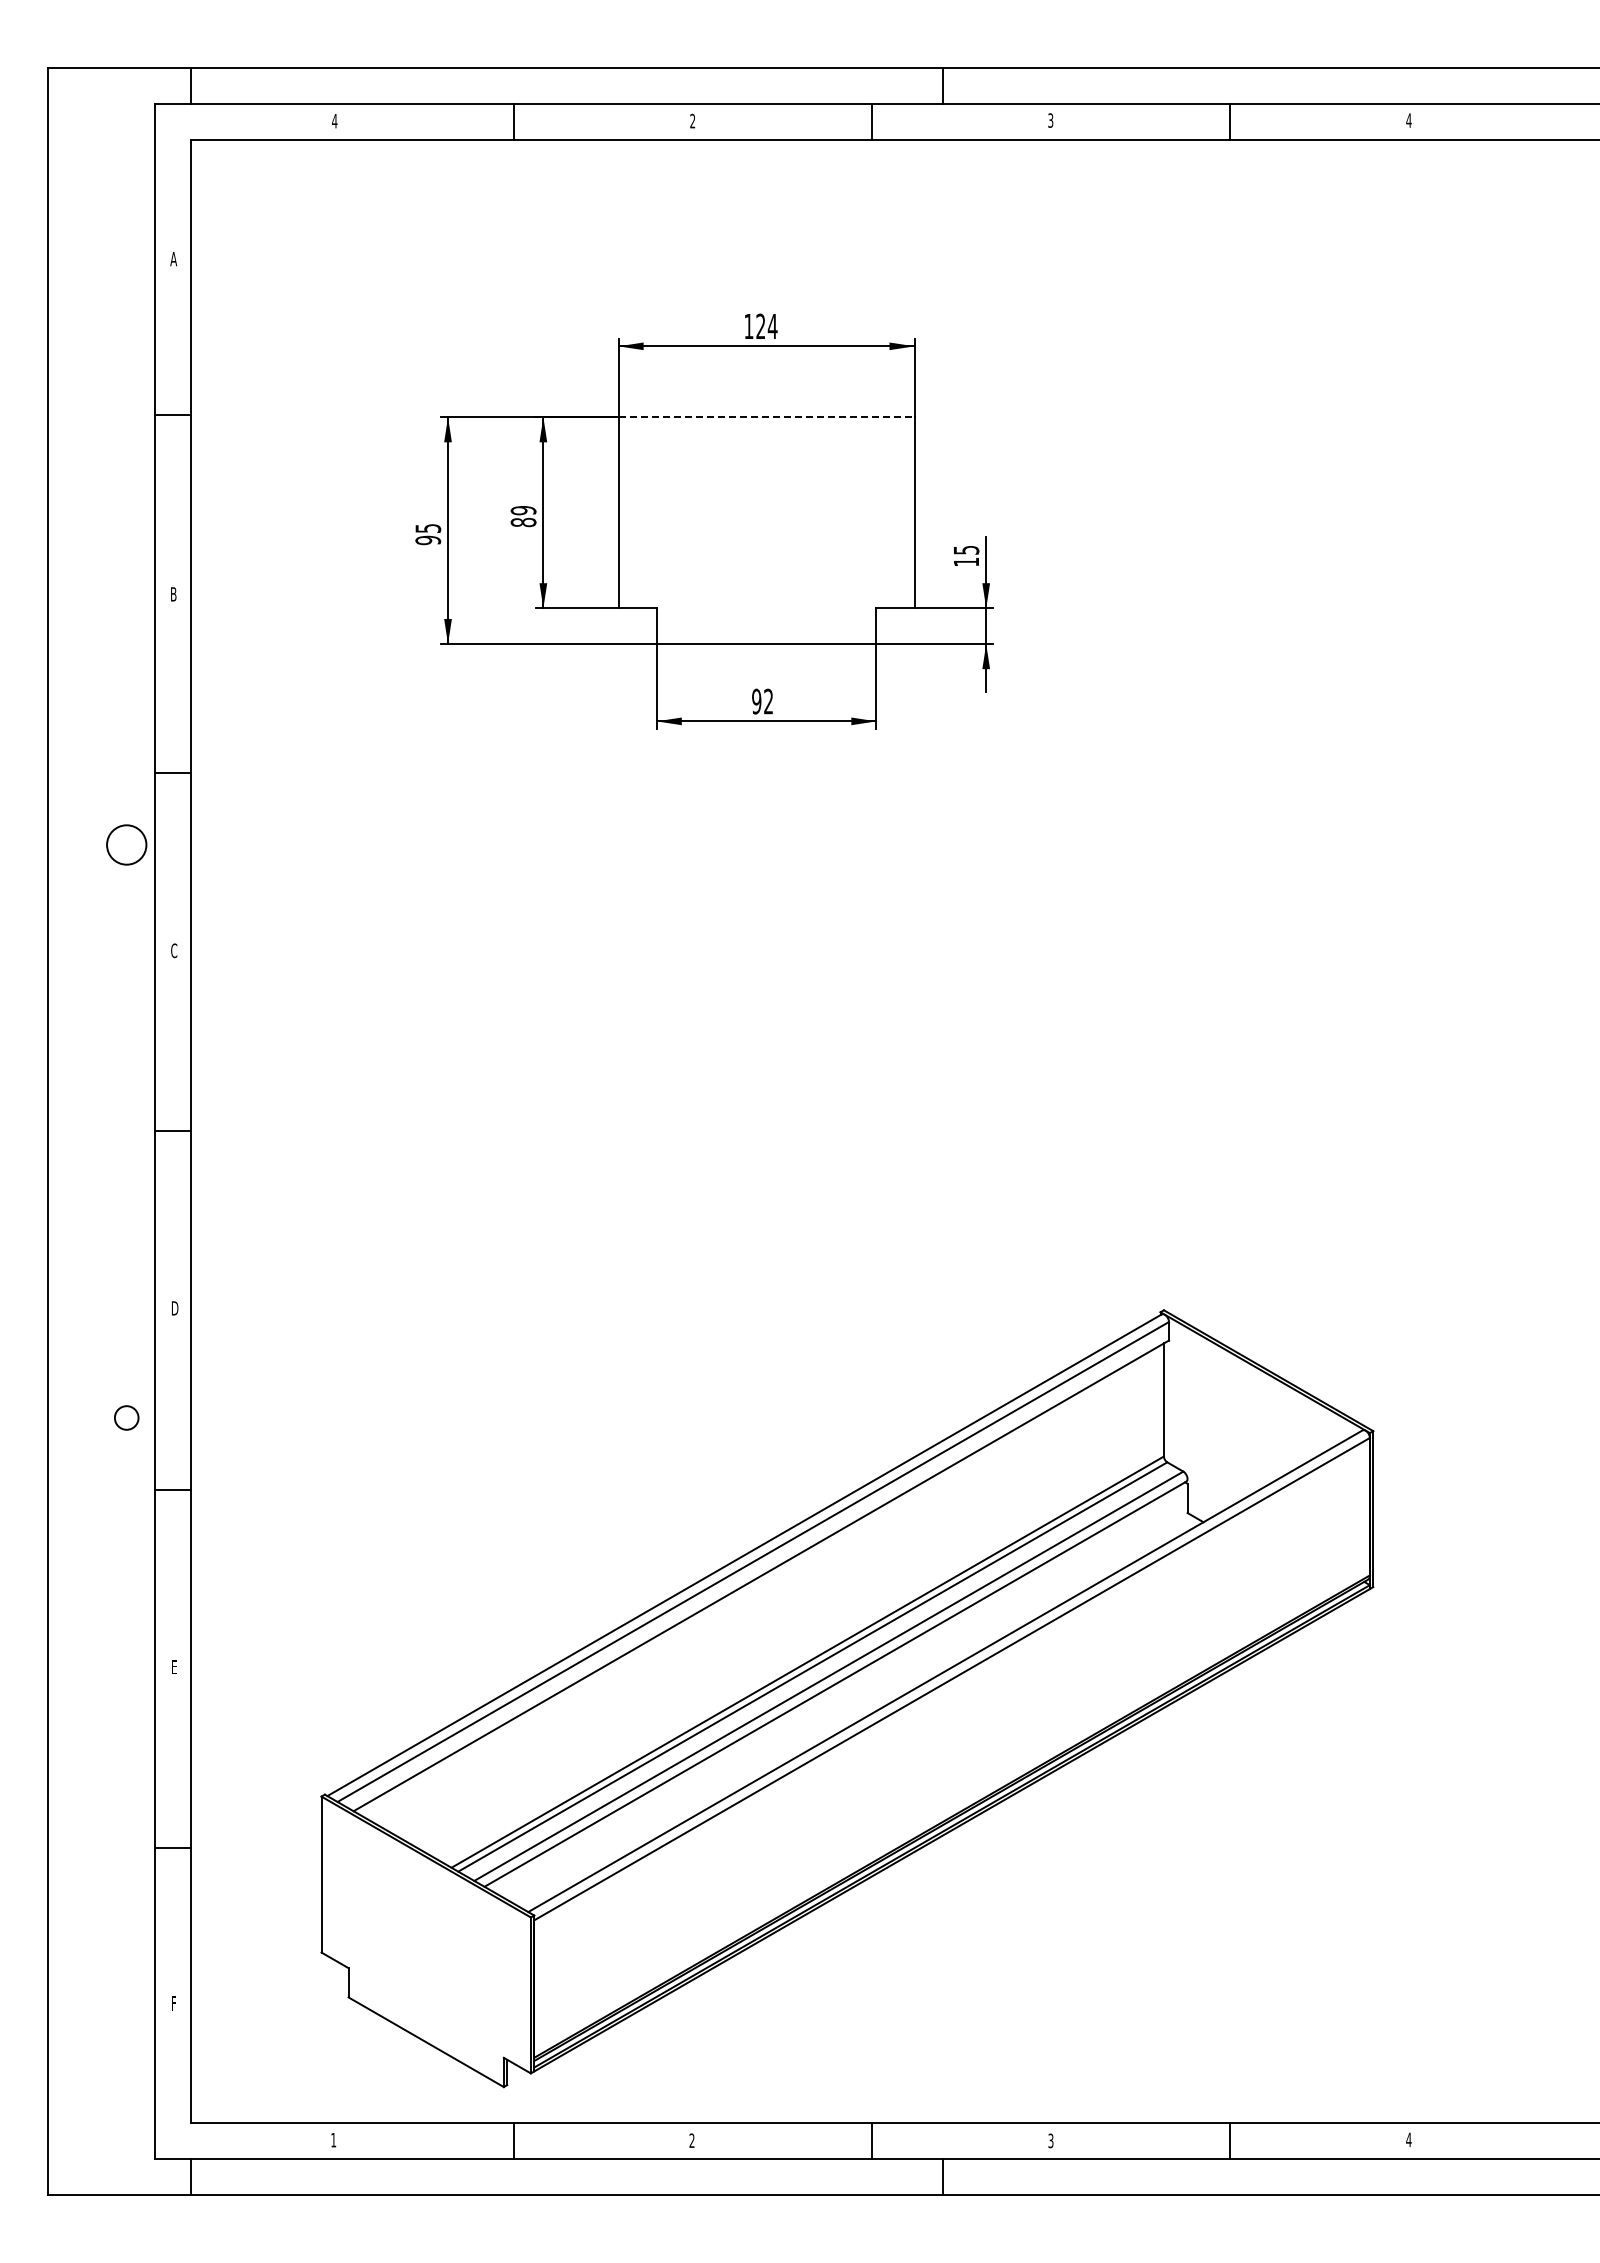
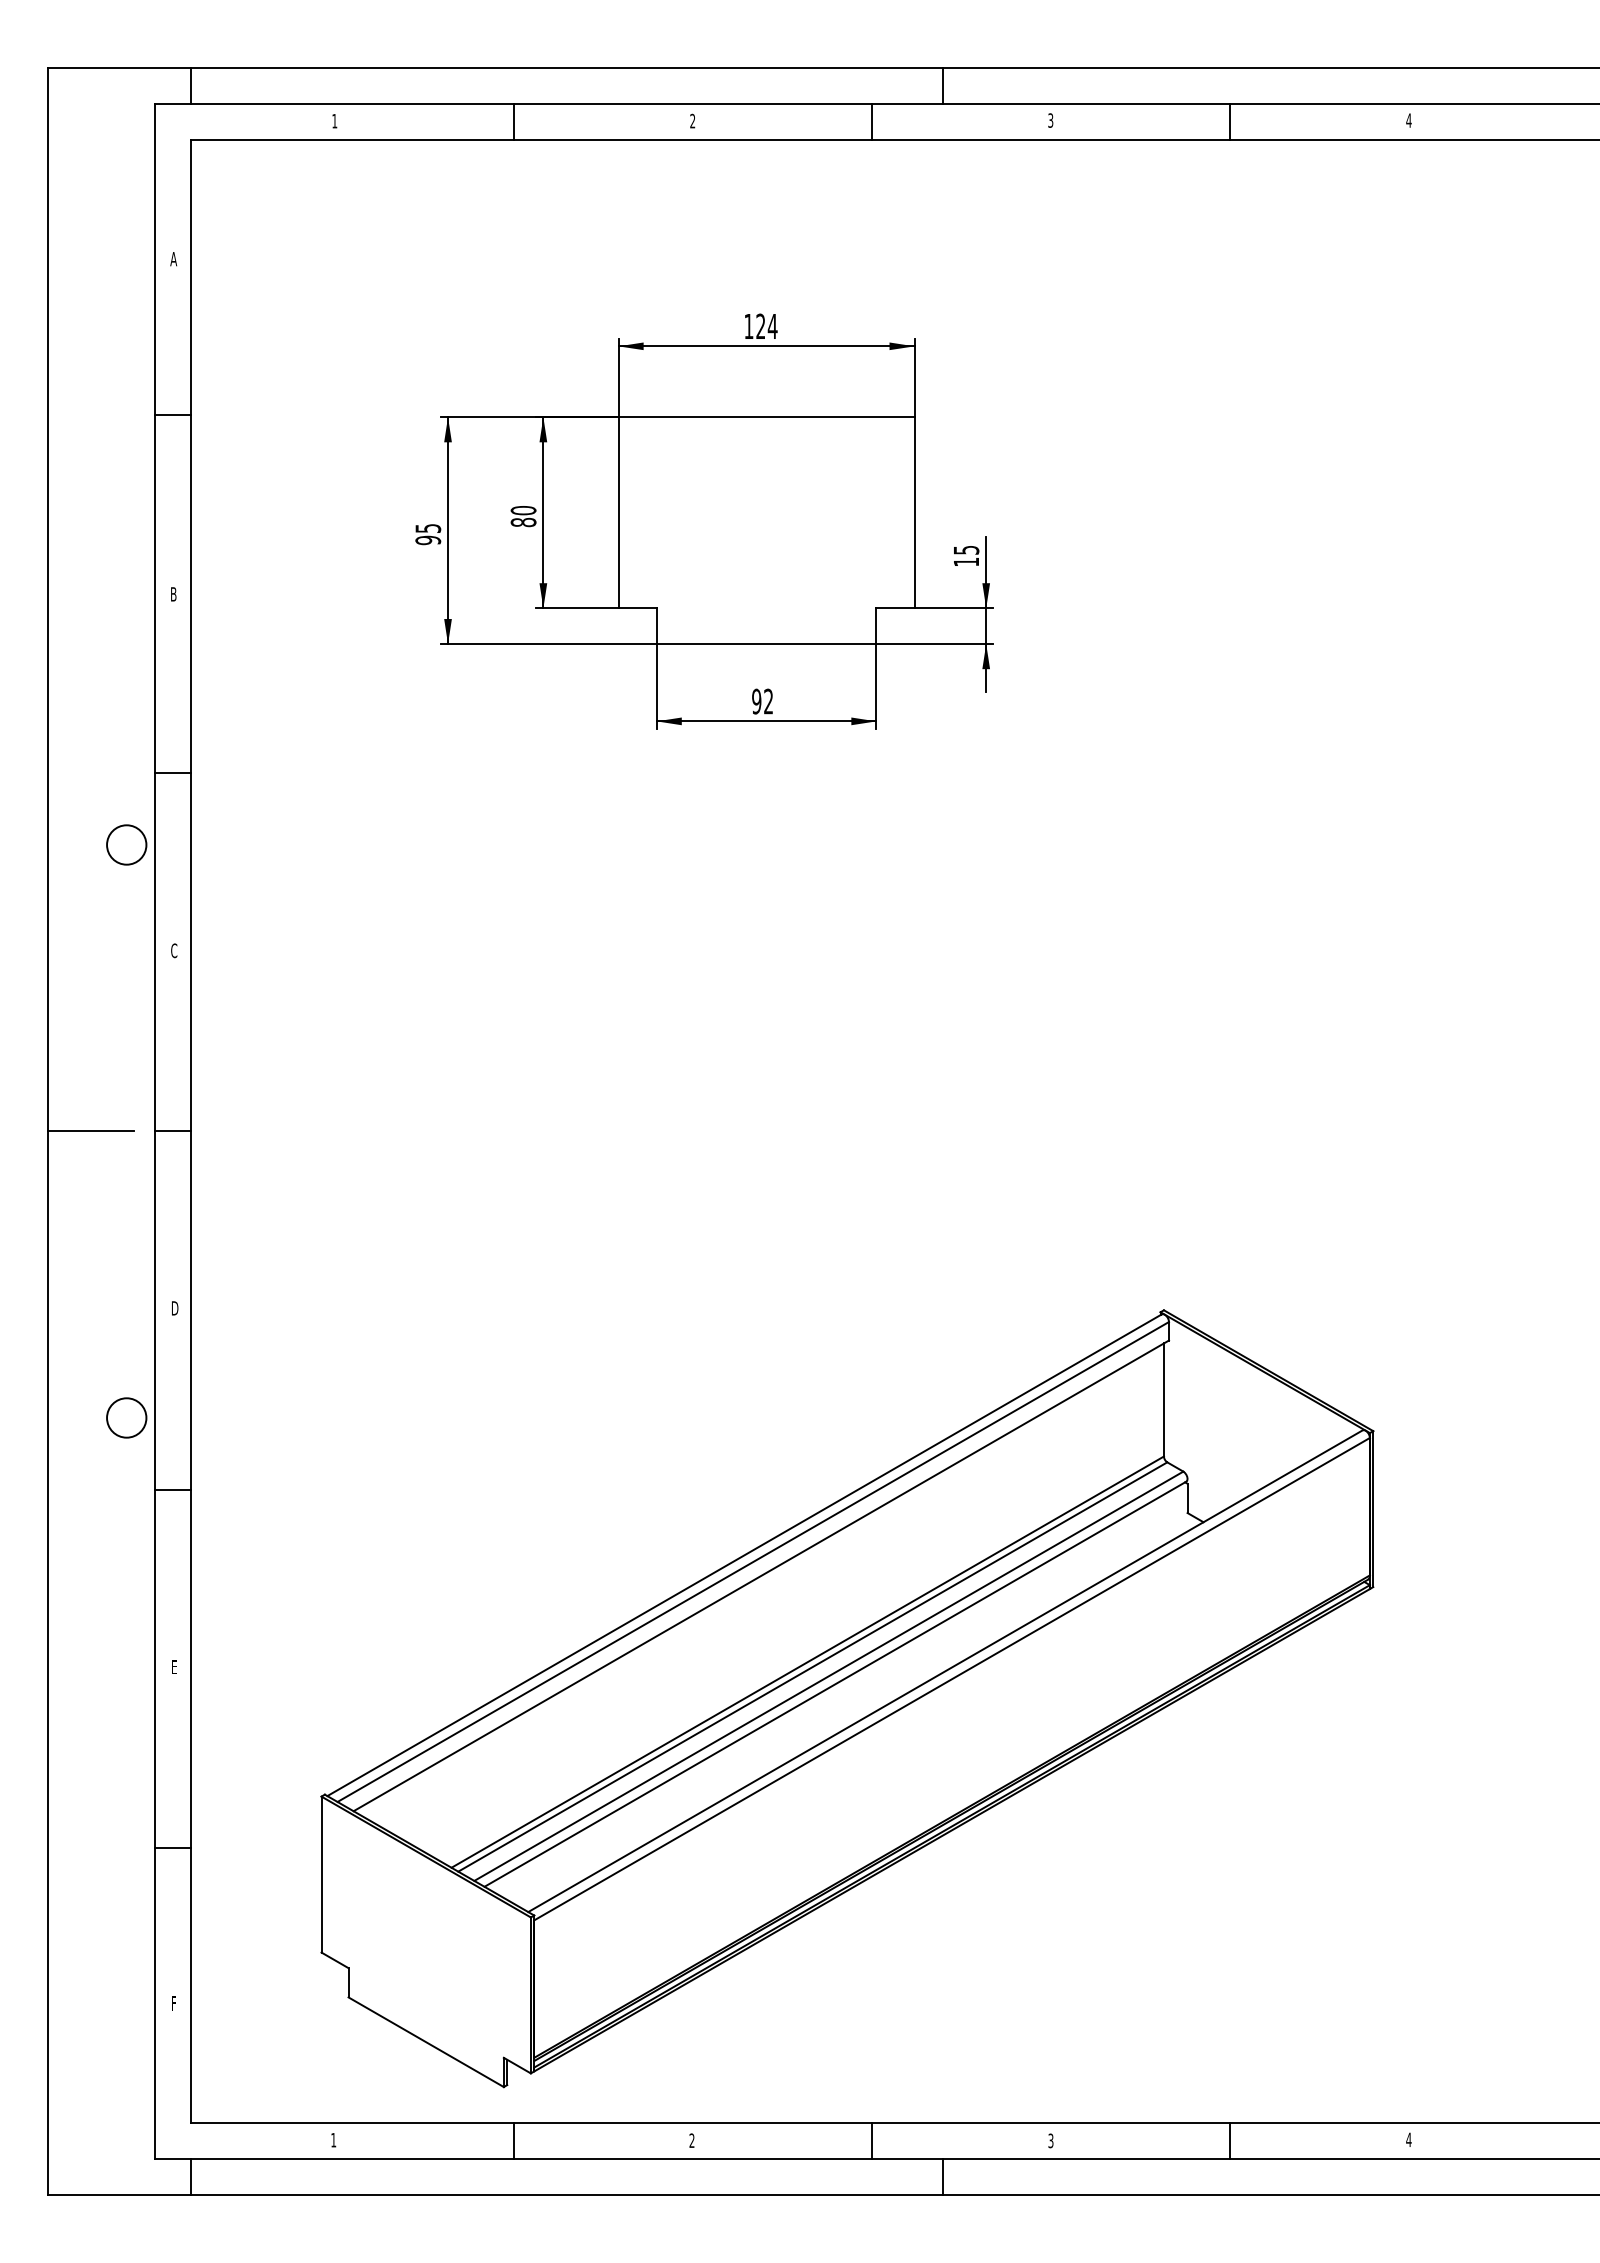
text: 4 -> 1 (334, 121)
line: dashed -> solid (767, 417)
text: 89 -> 80 (523, 510)
line: none -> present (90, 1131)
circle diameter: 24 px -> 39 px (126, 1417)
